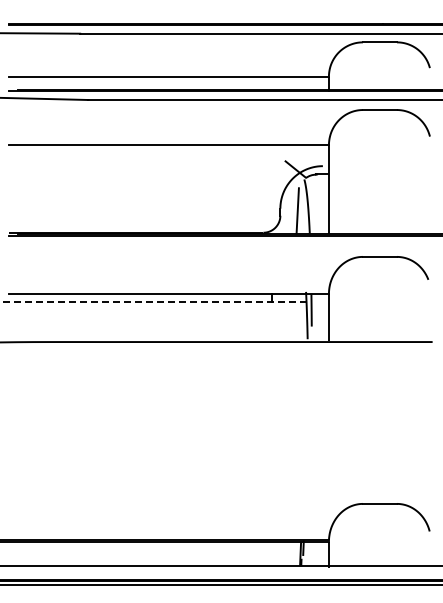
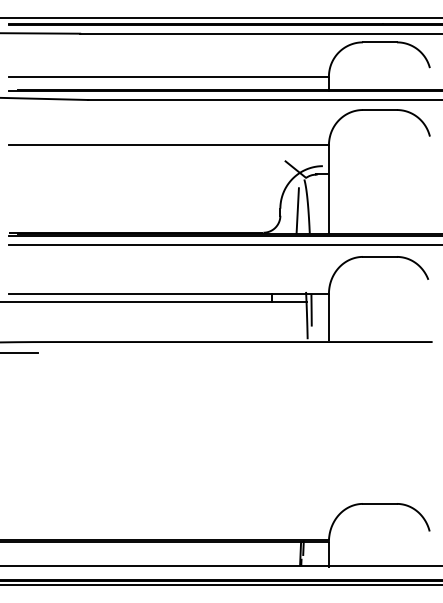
line: none -> present (220, 18)
line: none -> present (223, 245)
line: dashed -> solid (153, 301)
line: none -> present (19, 353)
